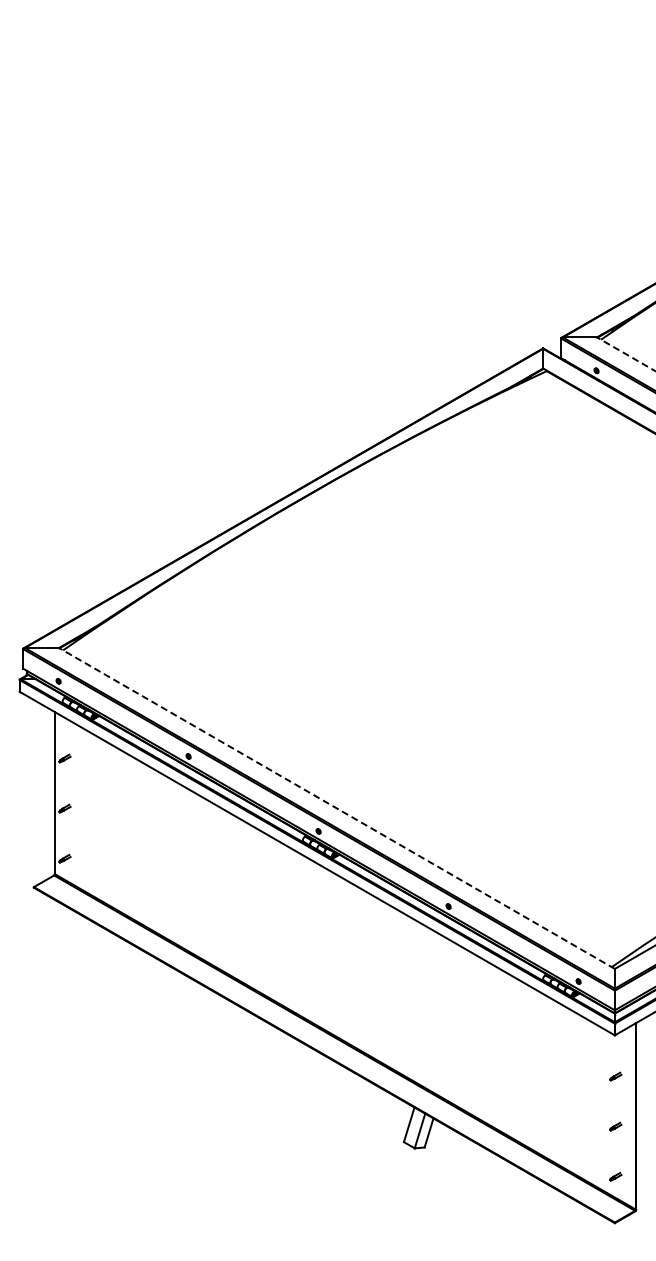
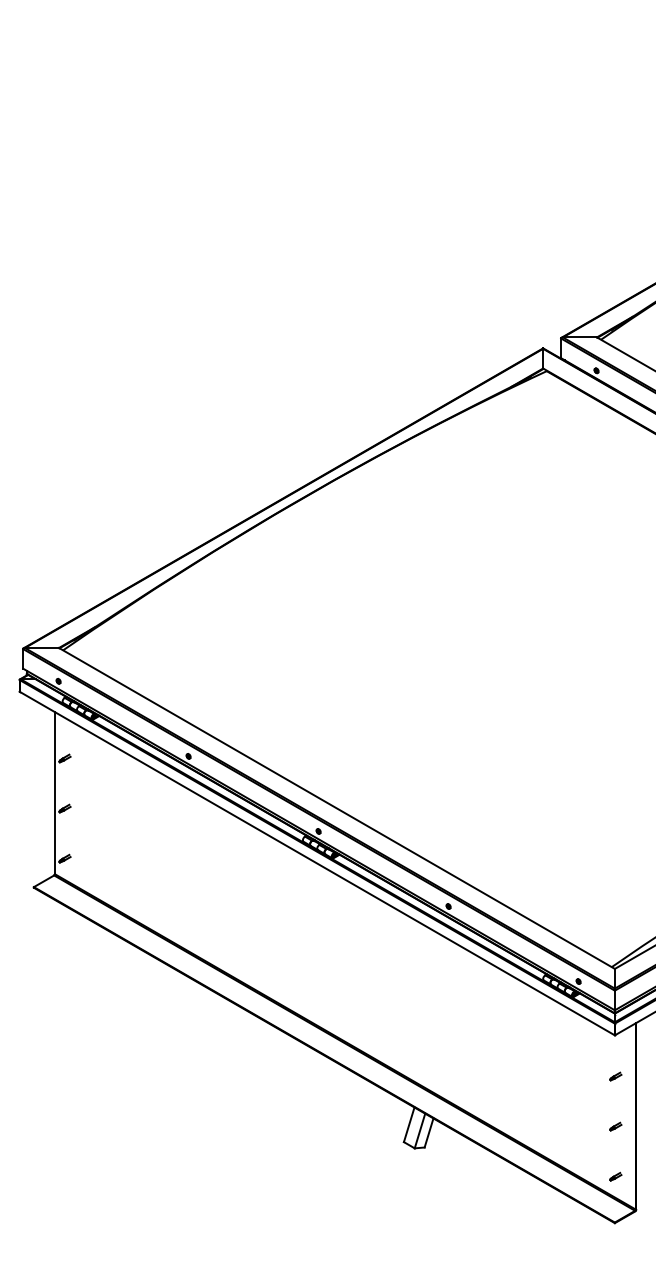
line: dashed -> solid (626, 354)
line: dashed -> solid (336, 808)
